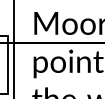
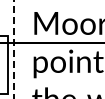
line: solid -> dashed (14, 49)
